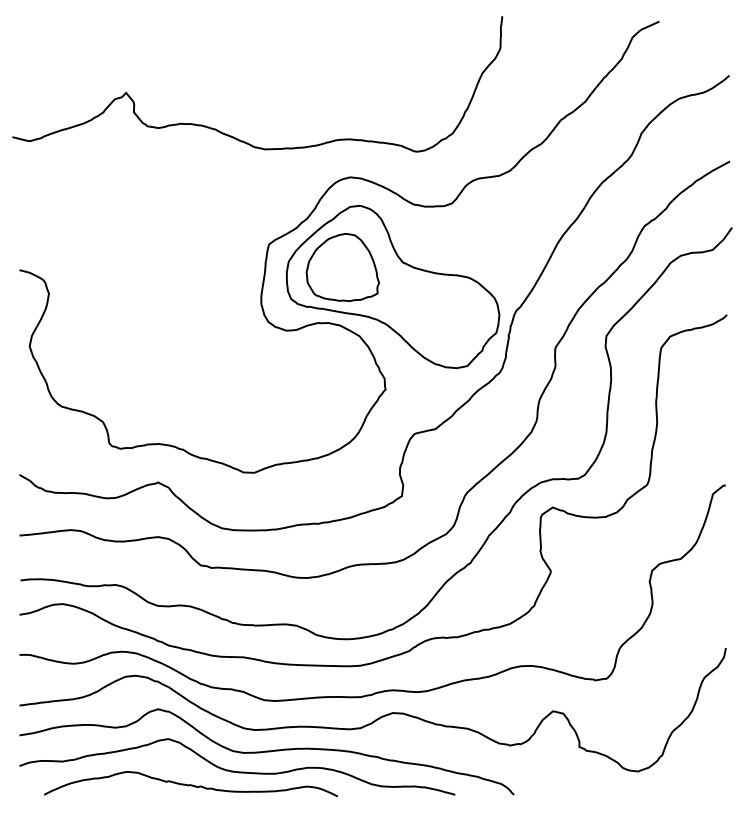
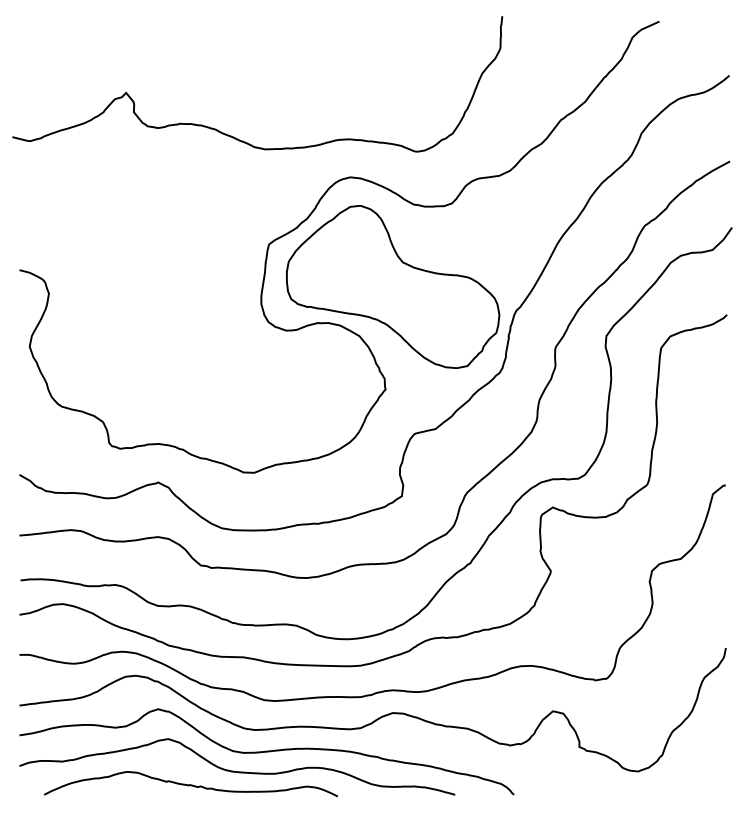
part: present -> none (342, 267)
